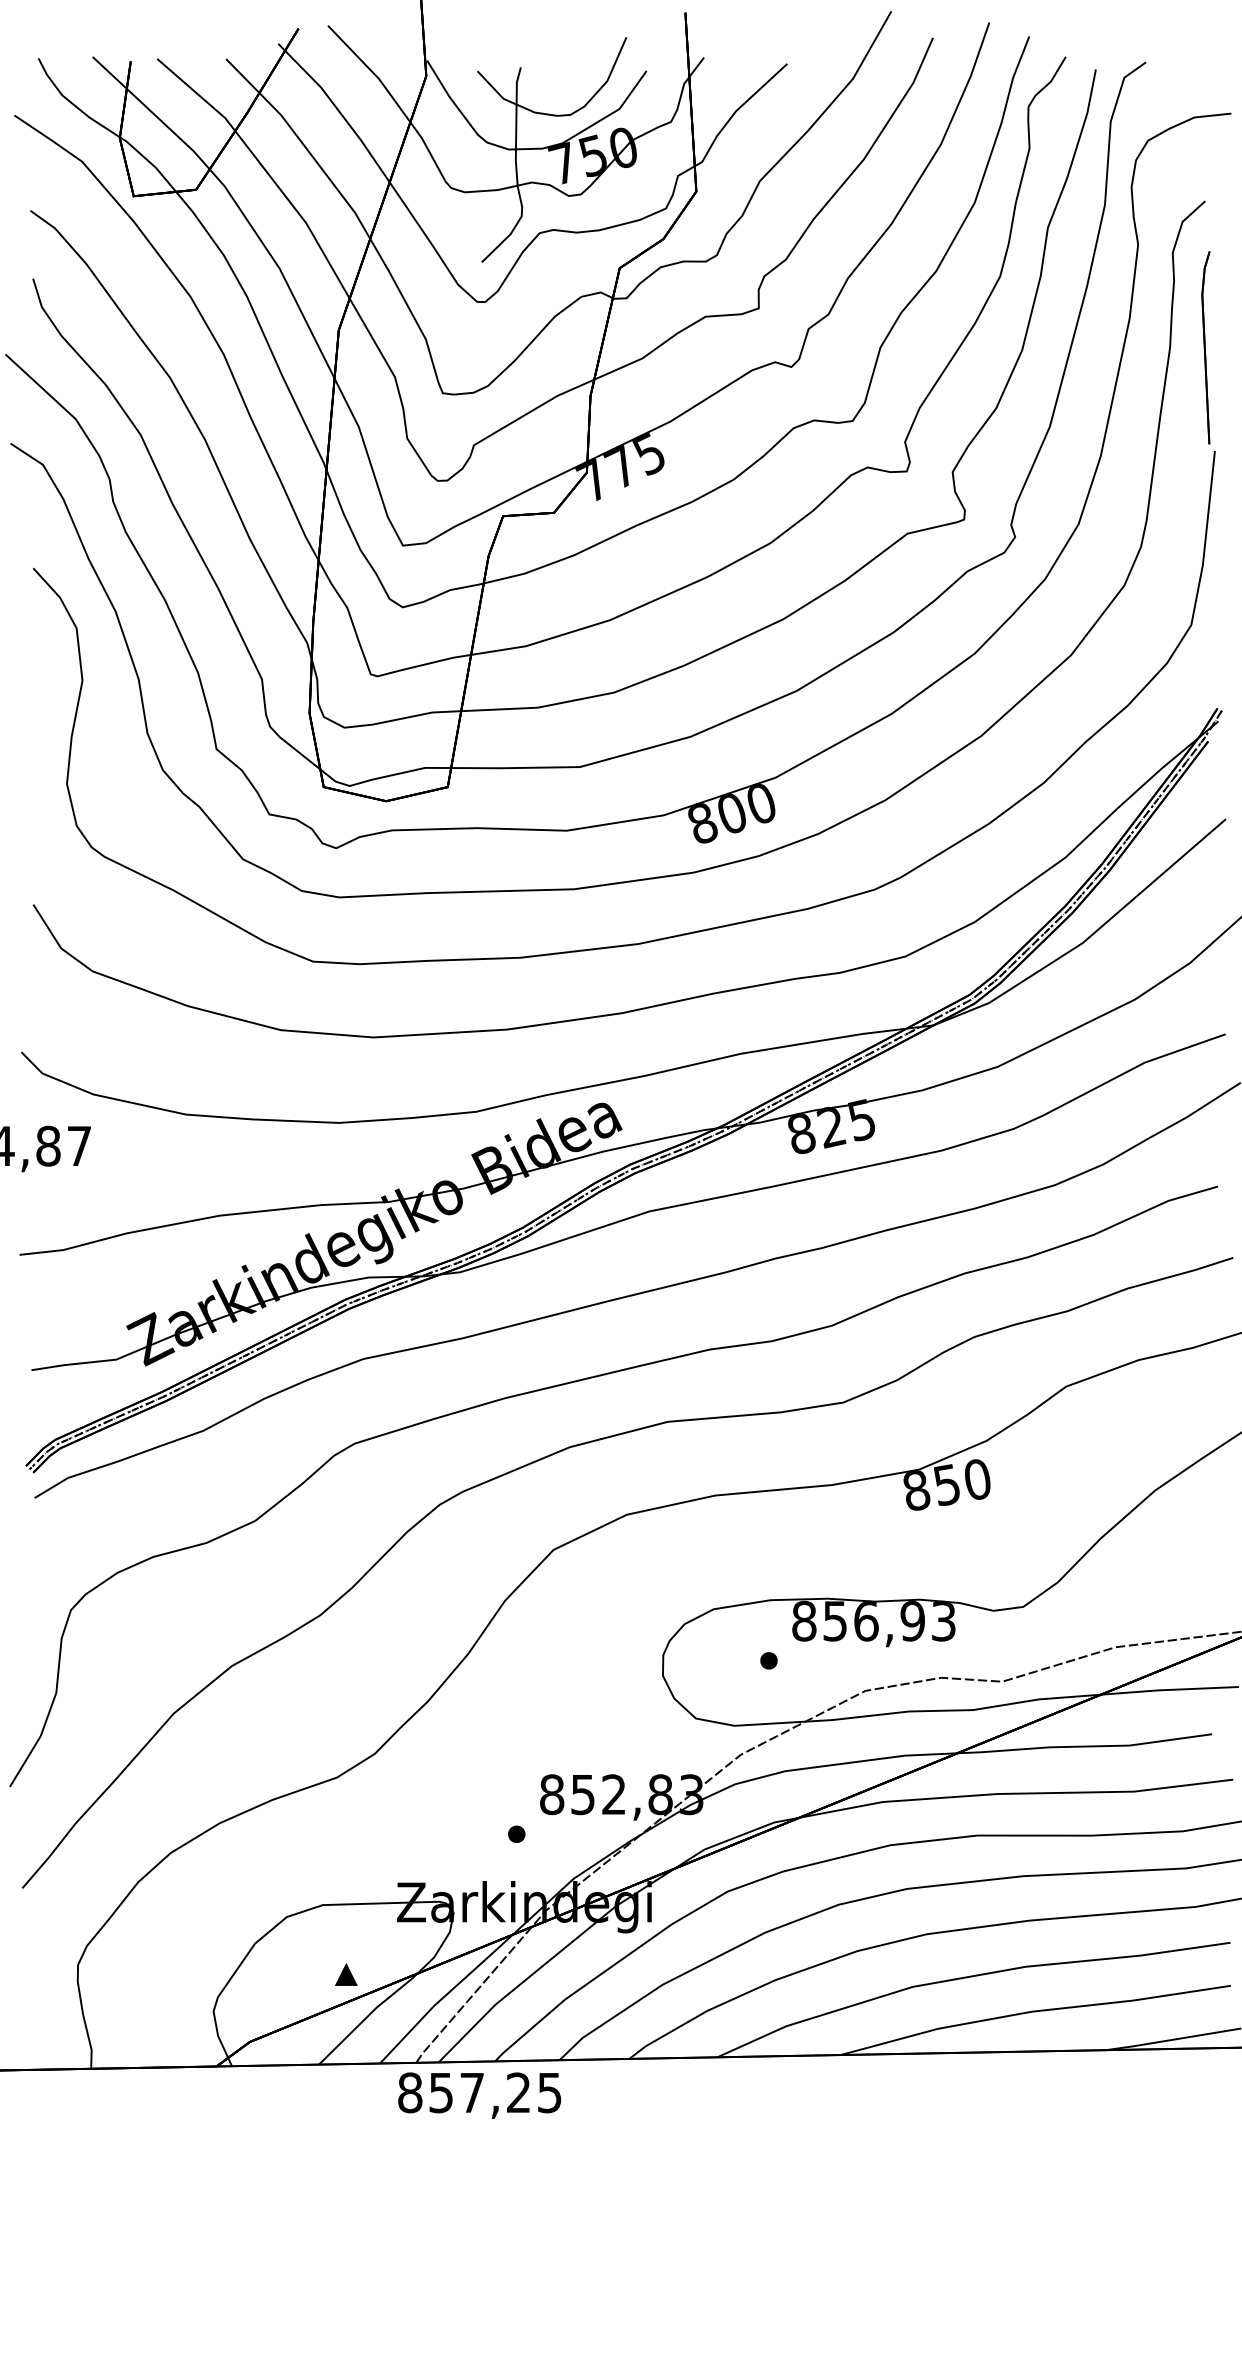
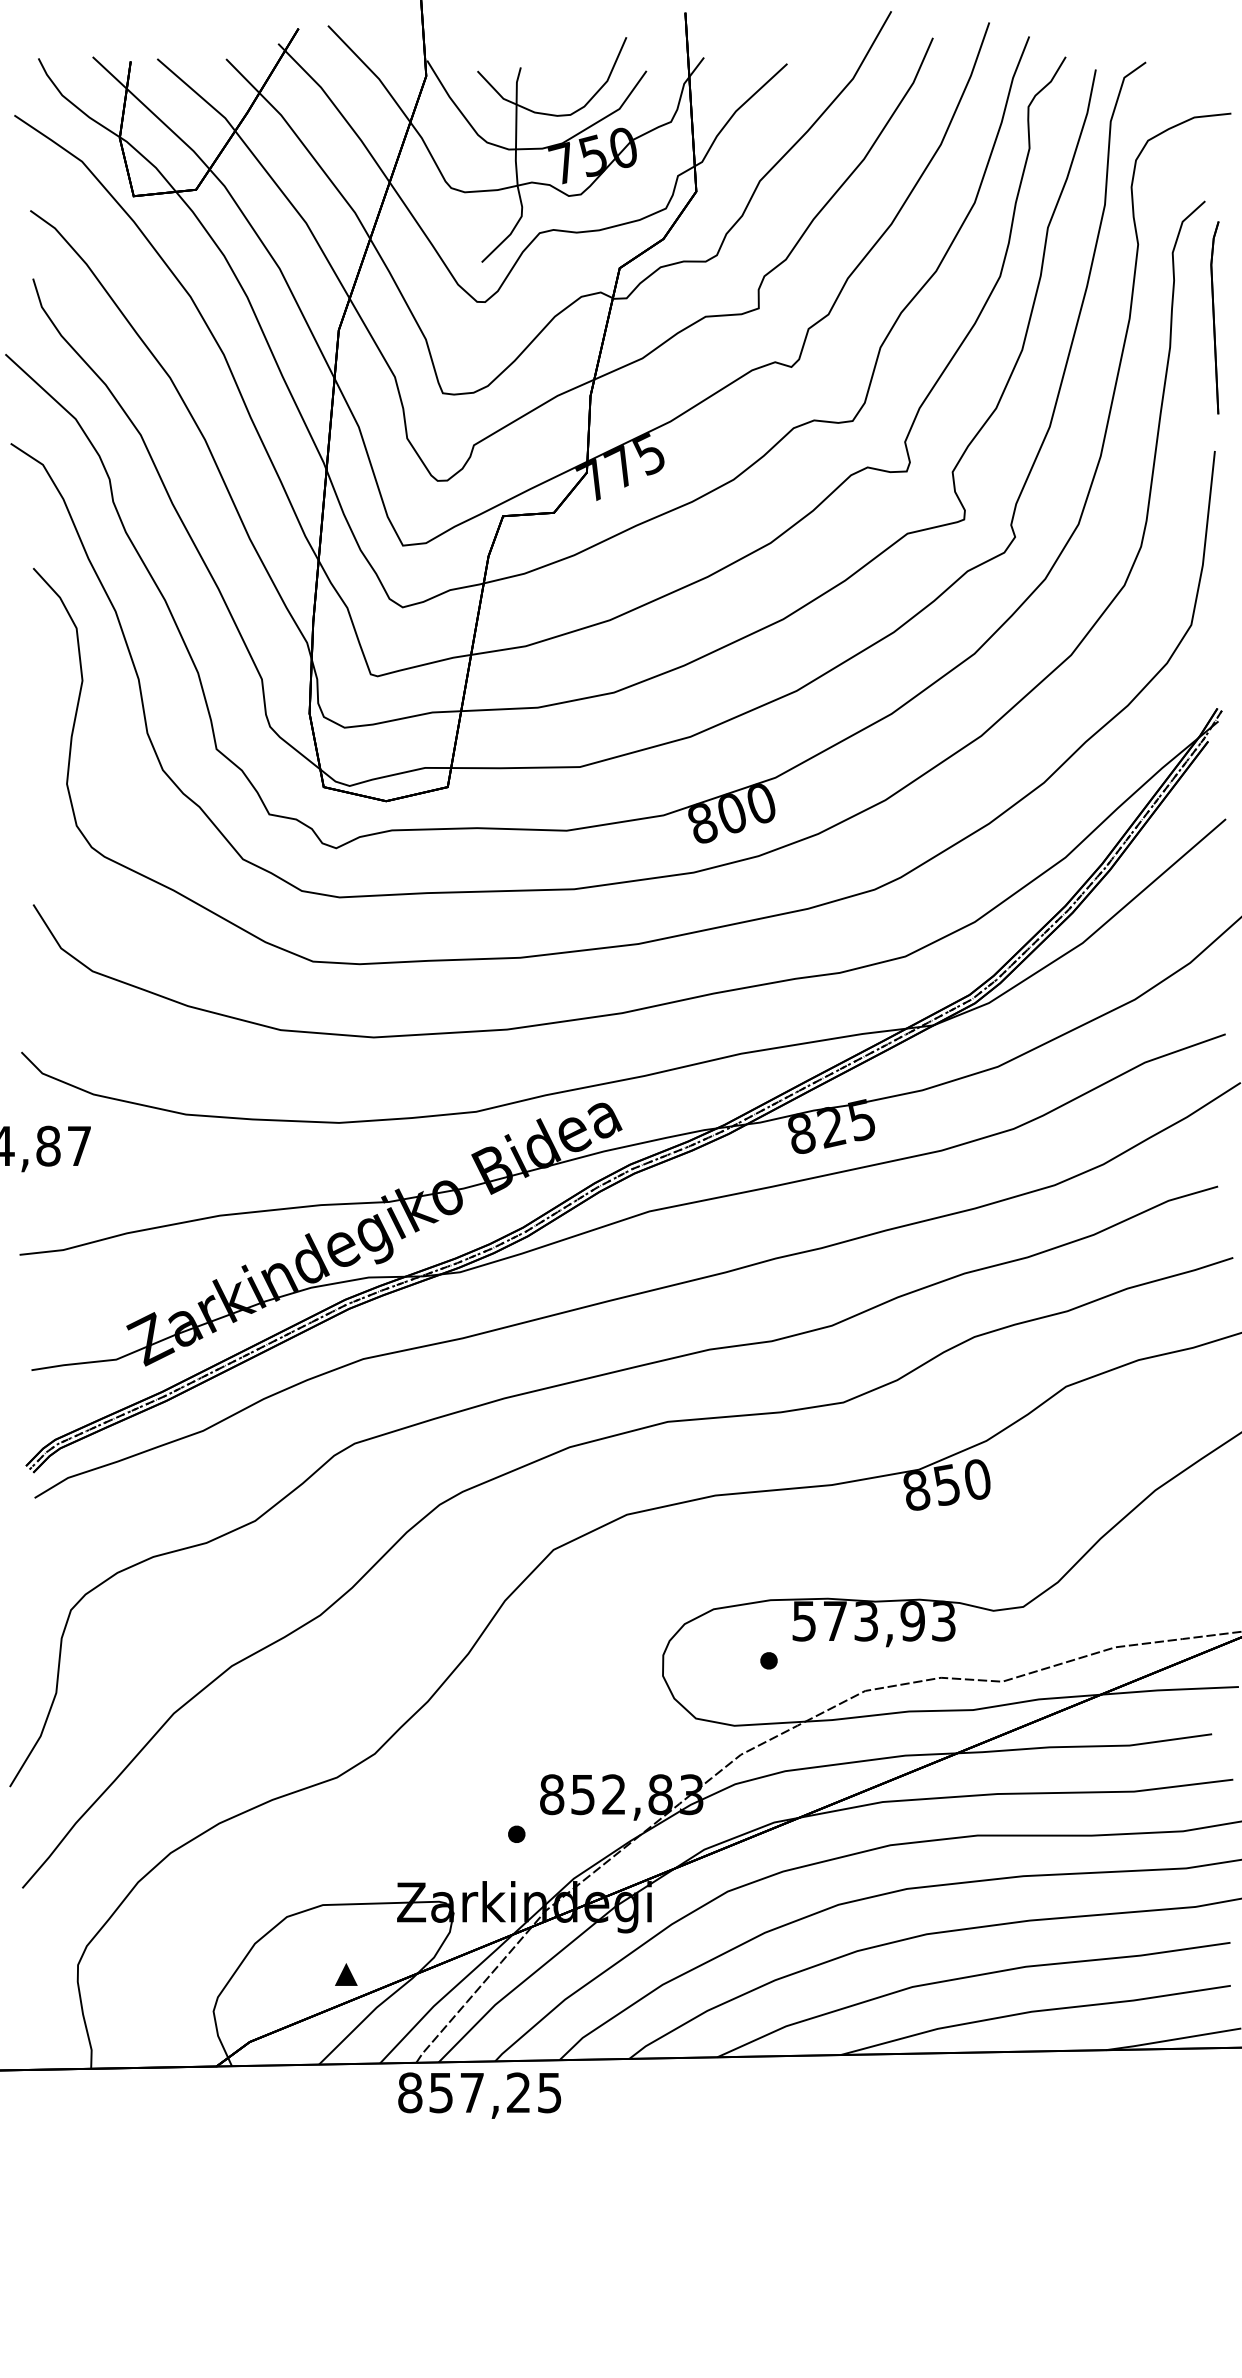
part position: (1205, 347) -> (1214, 317) (1214, 317)
text: 856,93 -> 573,93 (835, 1620)
